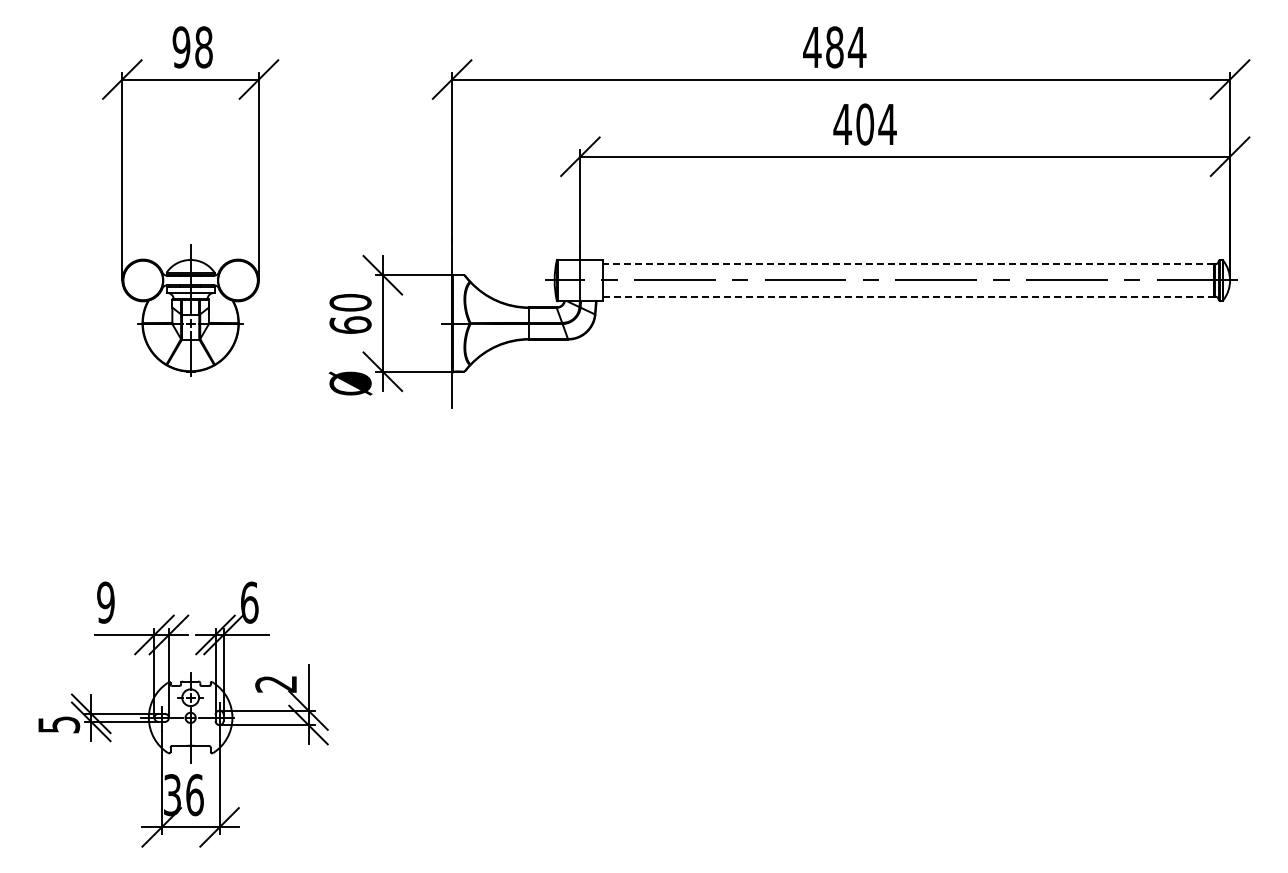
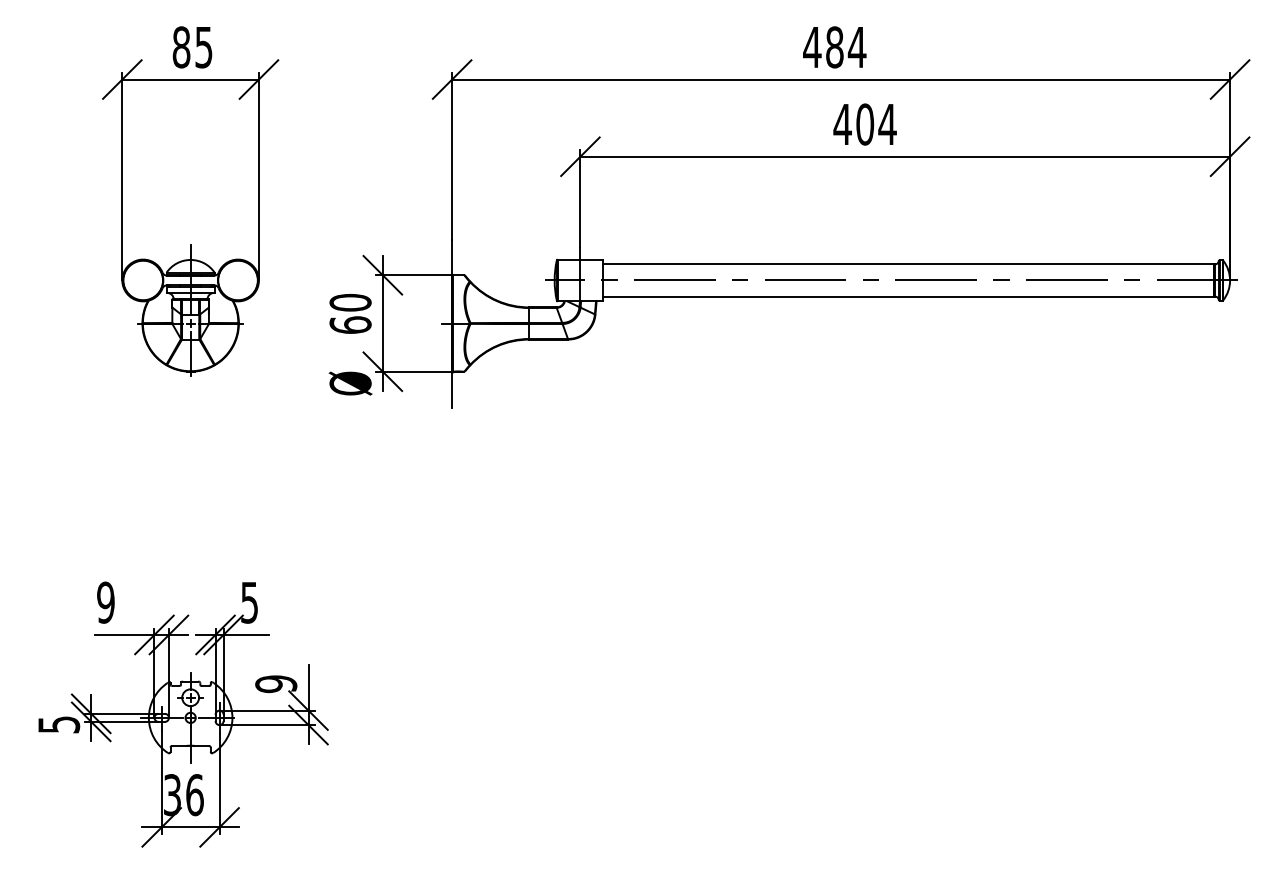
text: 98 -> 85 (192, 47)
line: dashed -> solid (908, 264)
line: dashed -> solid (909, 296)
text: 6 -> 5 (249, 602)
text: 2 -> 9 (276, 684)
